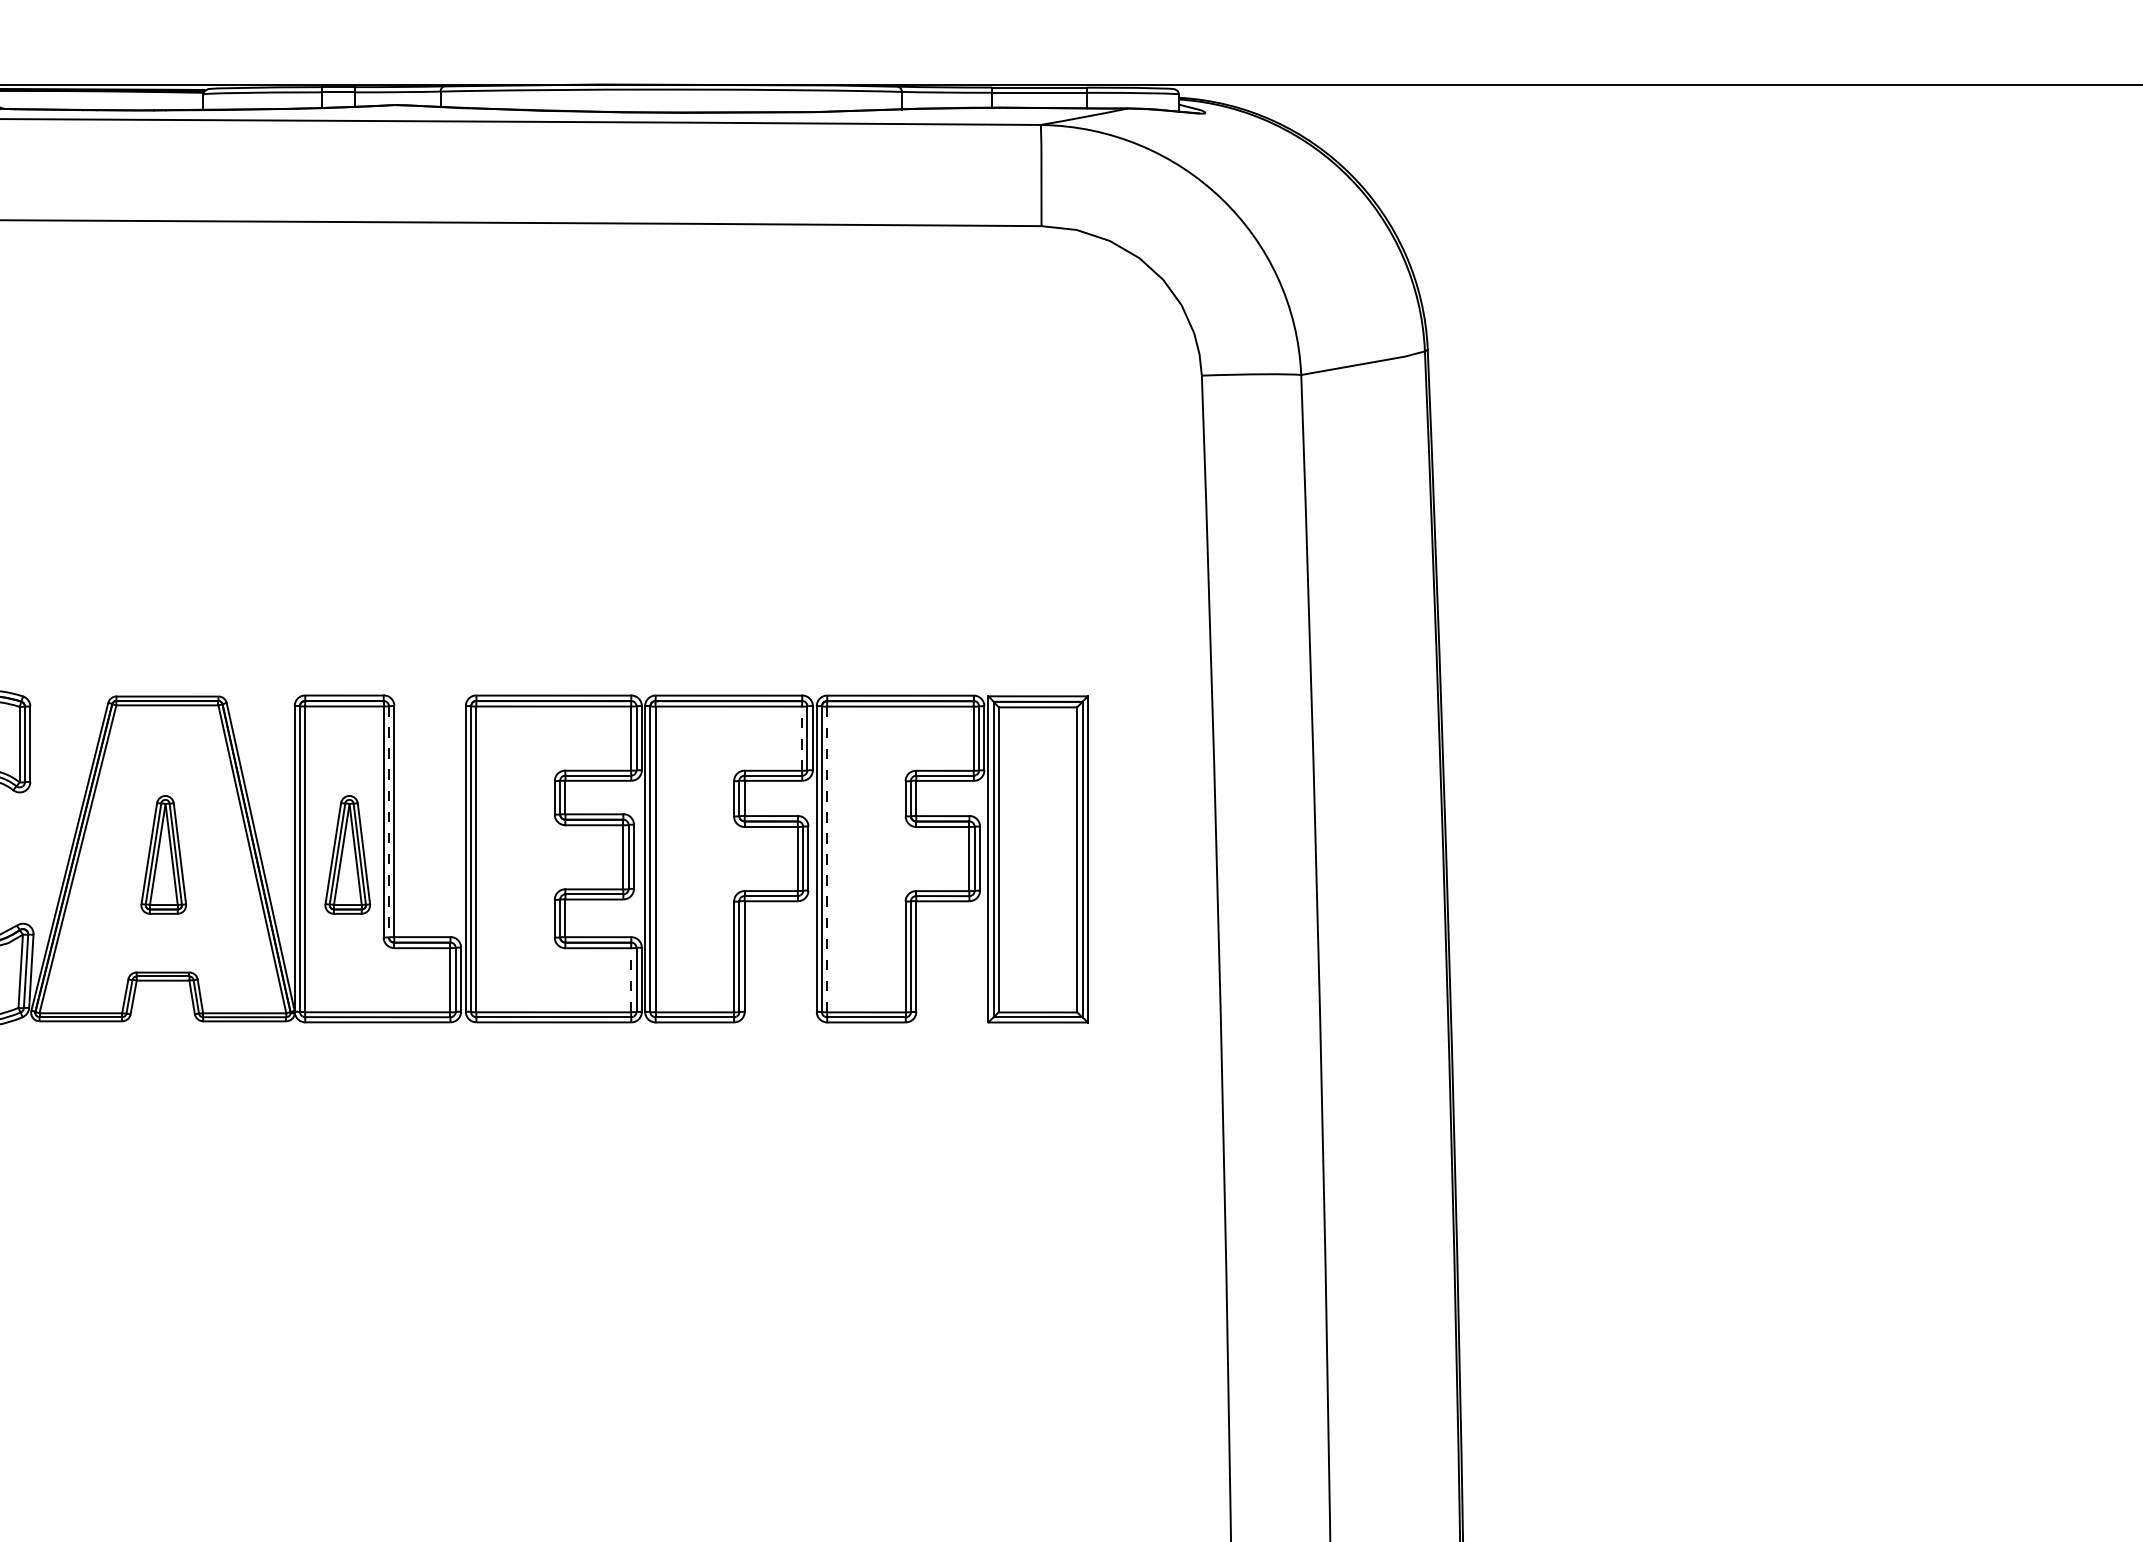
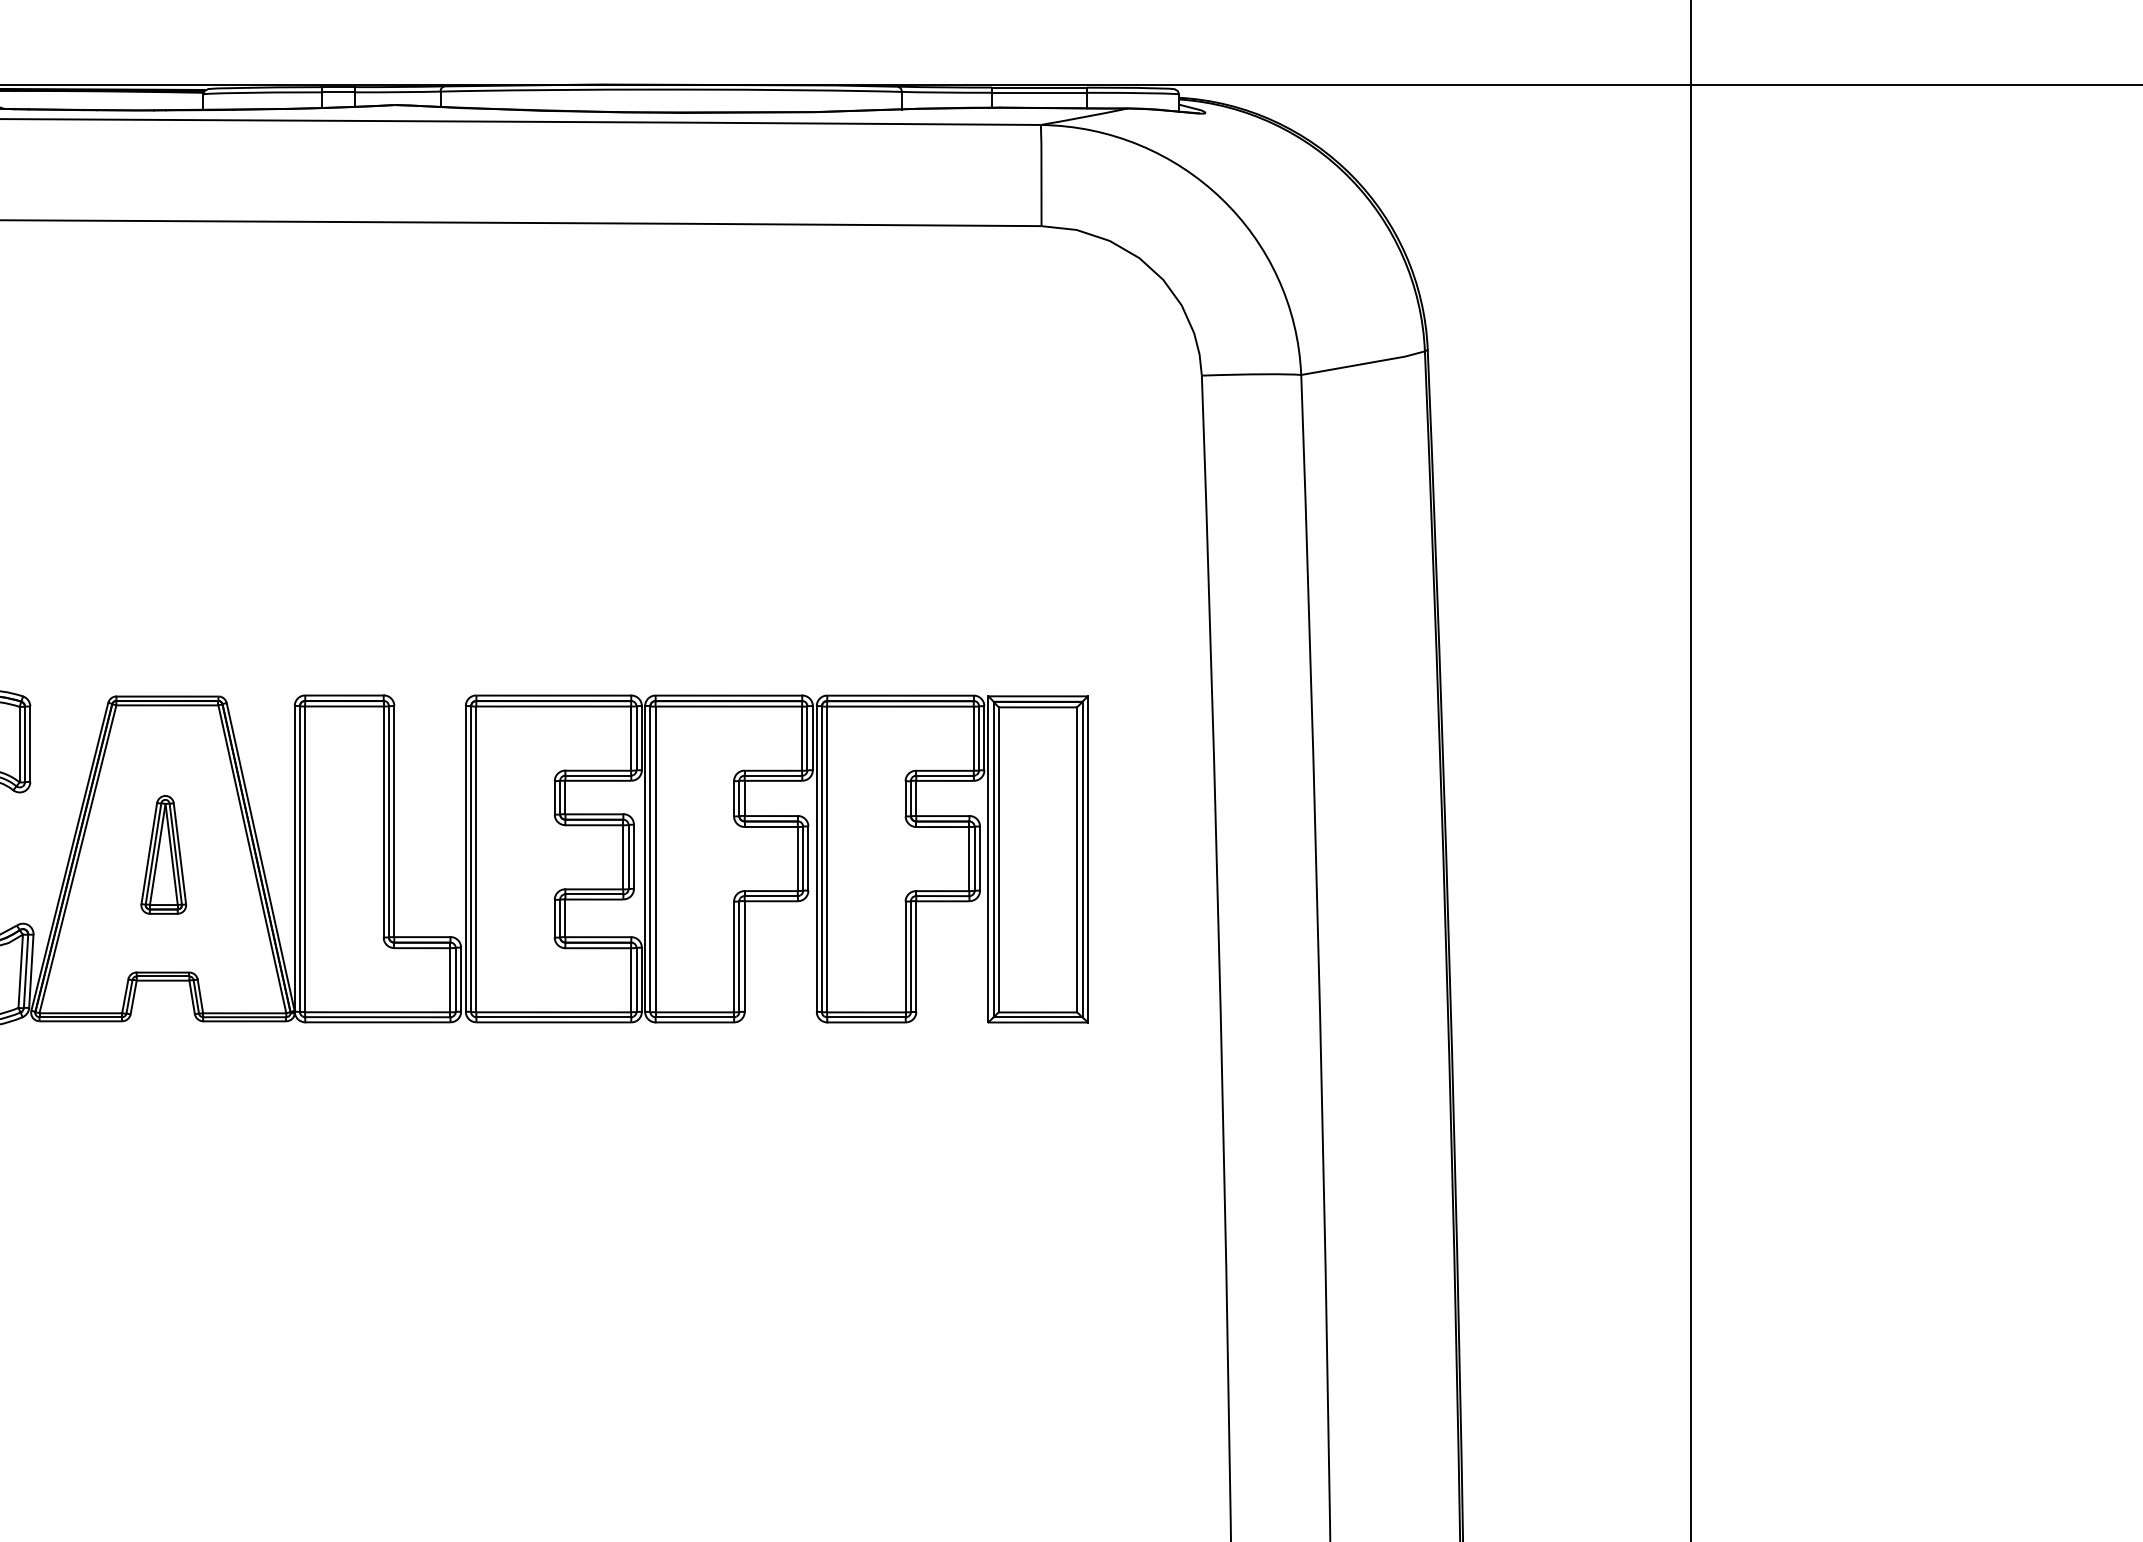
line: dashed -> solid (802, 738)
line: none -> present (1691, 770)
line: dashed -> solid (388, 821)
part: present -> none (347, 854)
line: dashed -> solid (827, 859)
line: dashed -> solid (631, 979)
